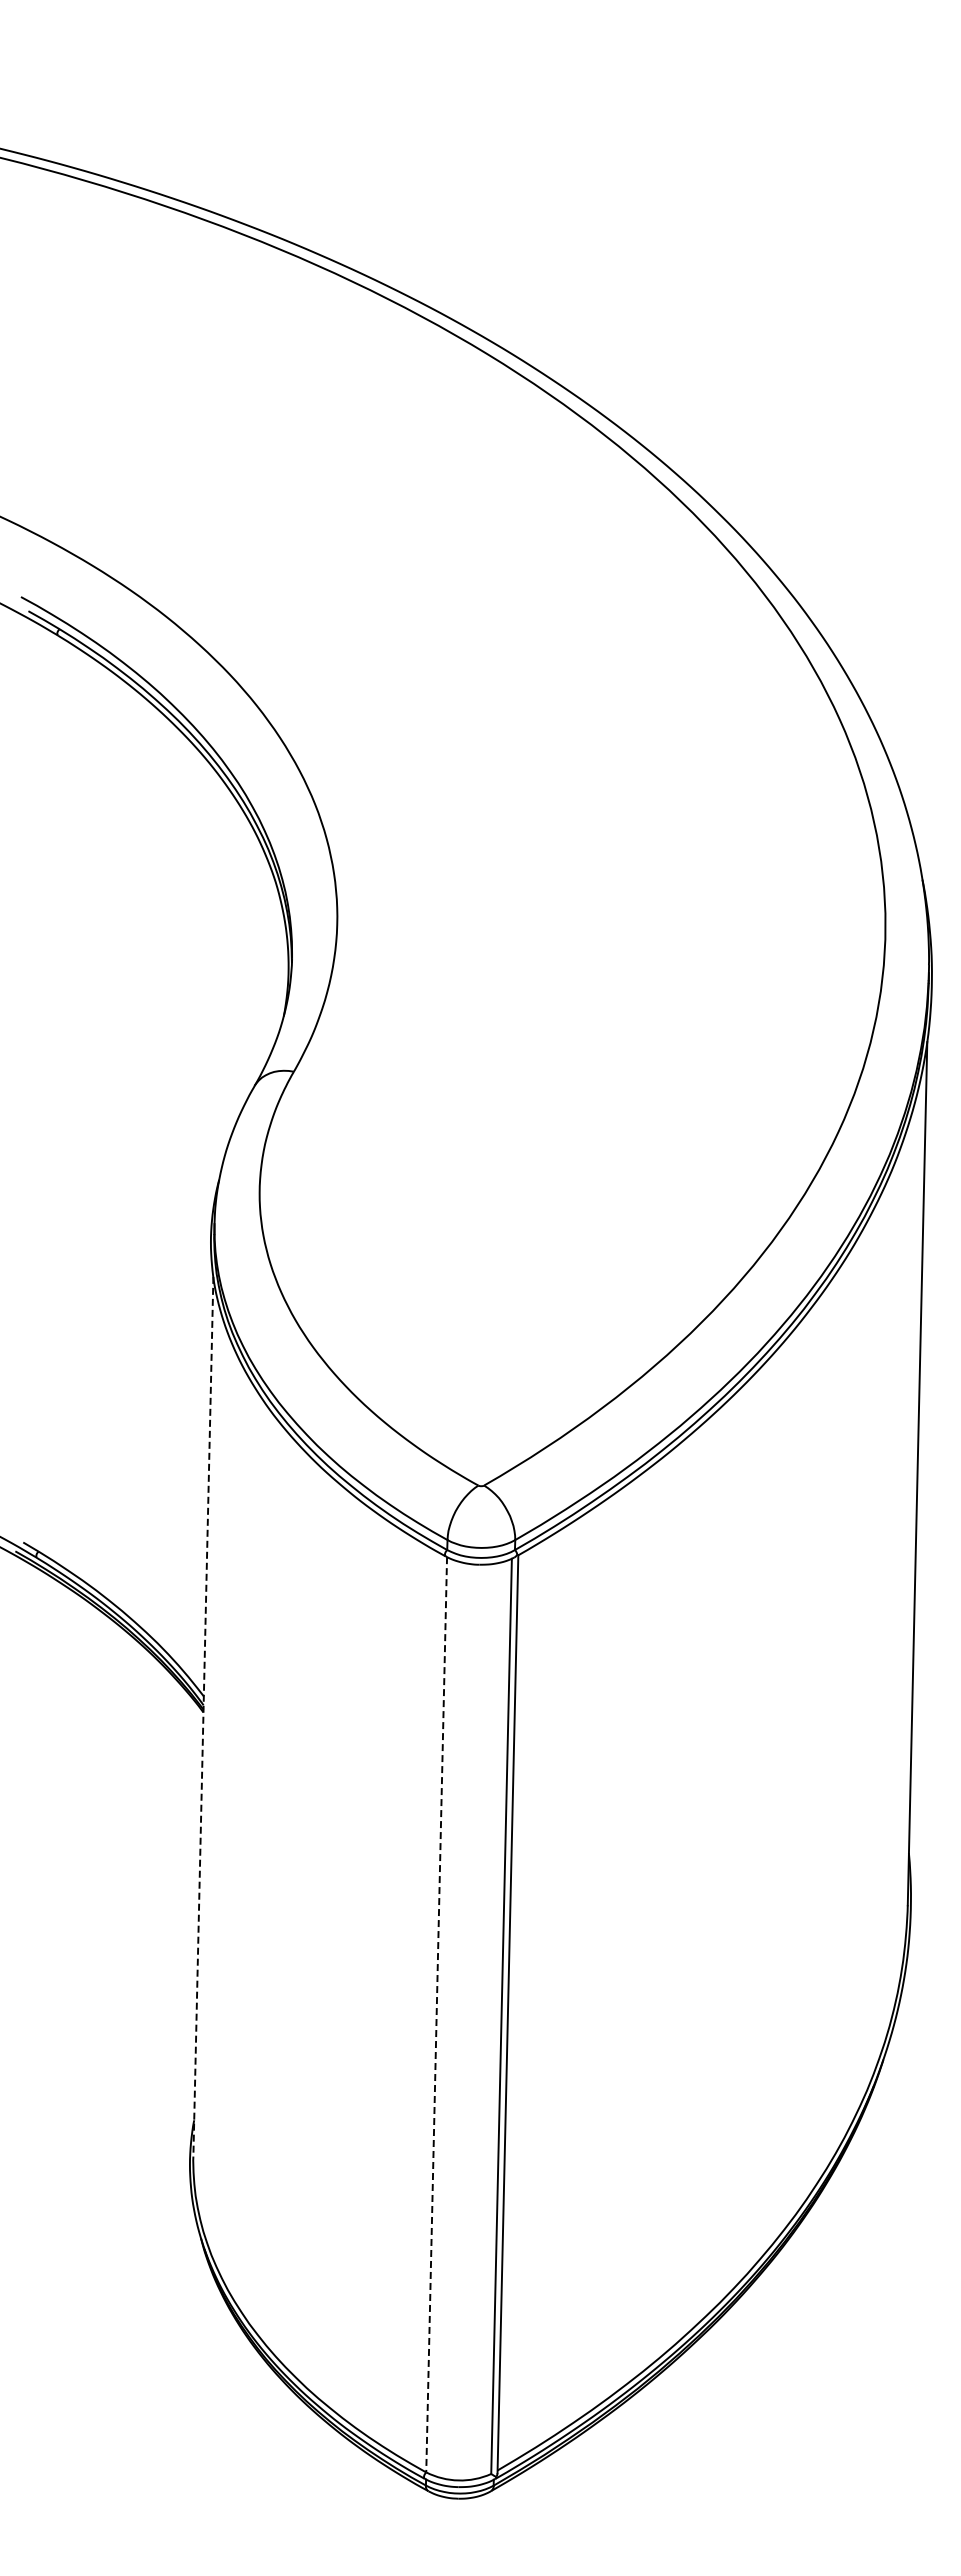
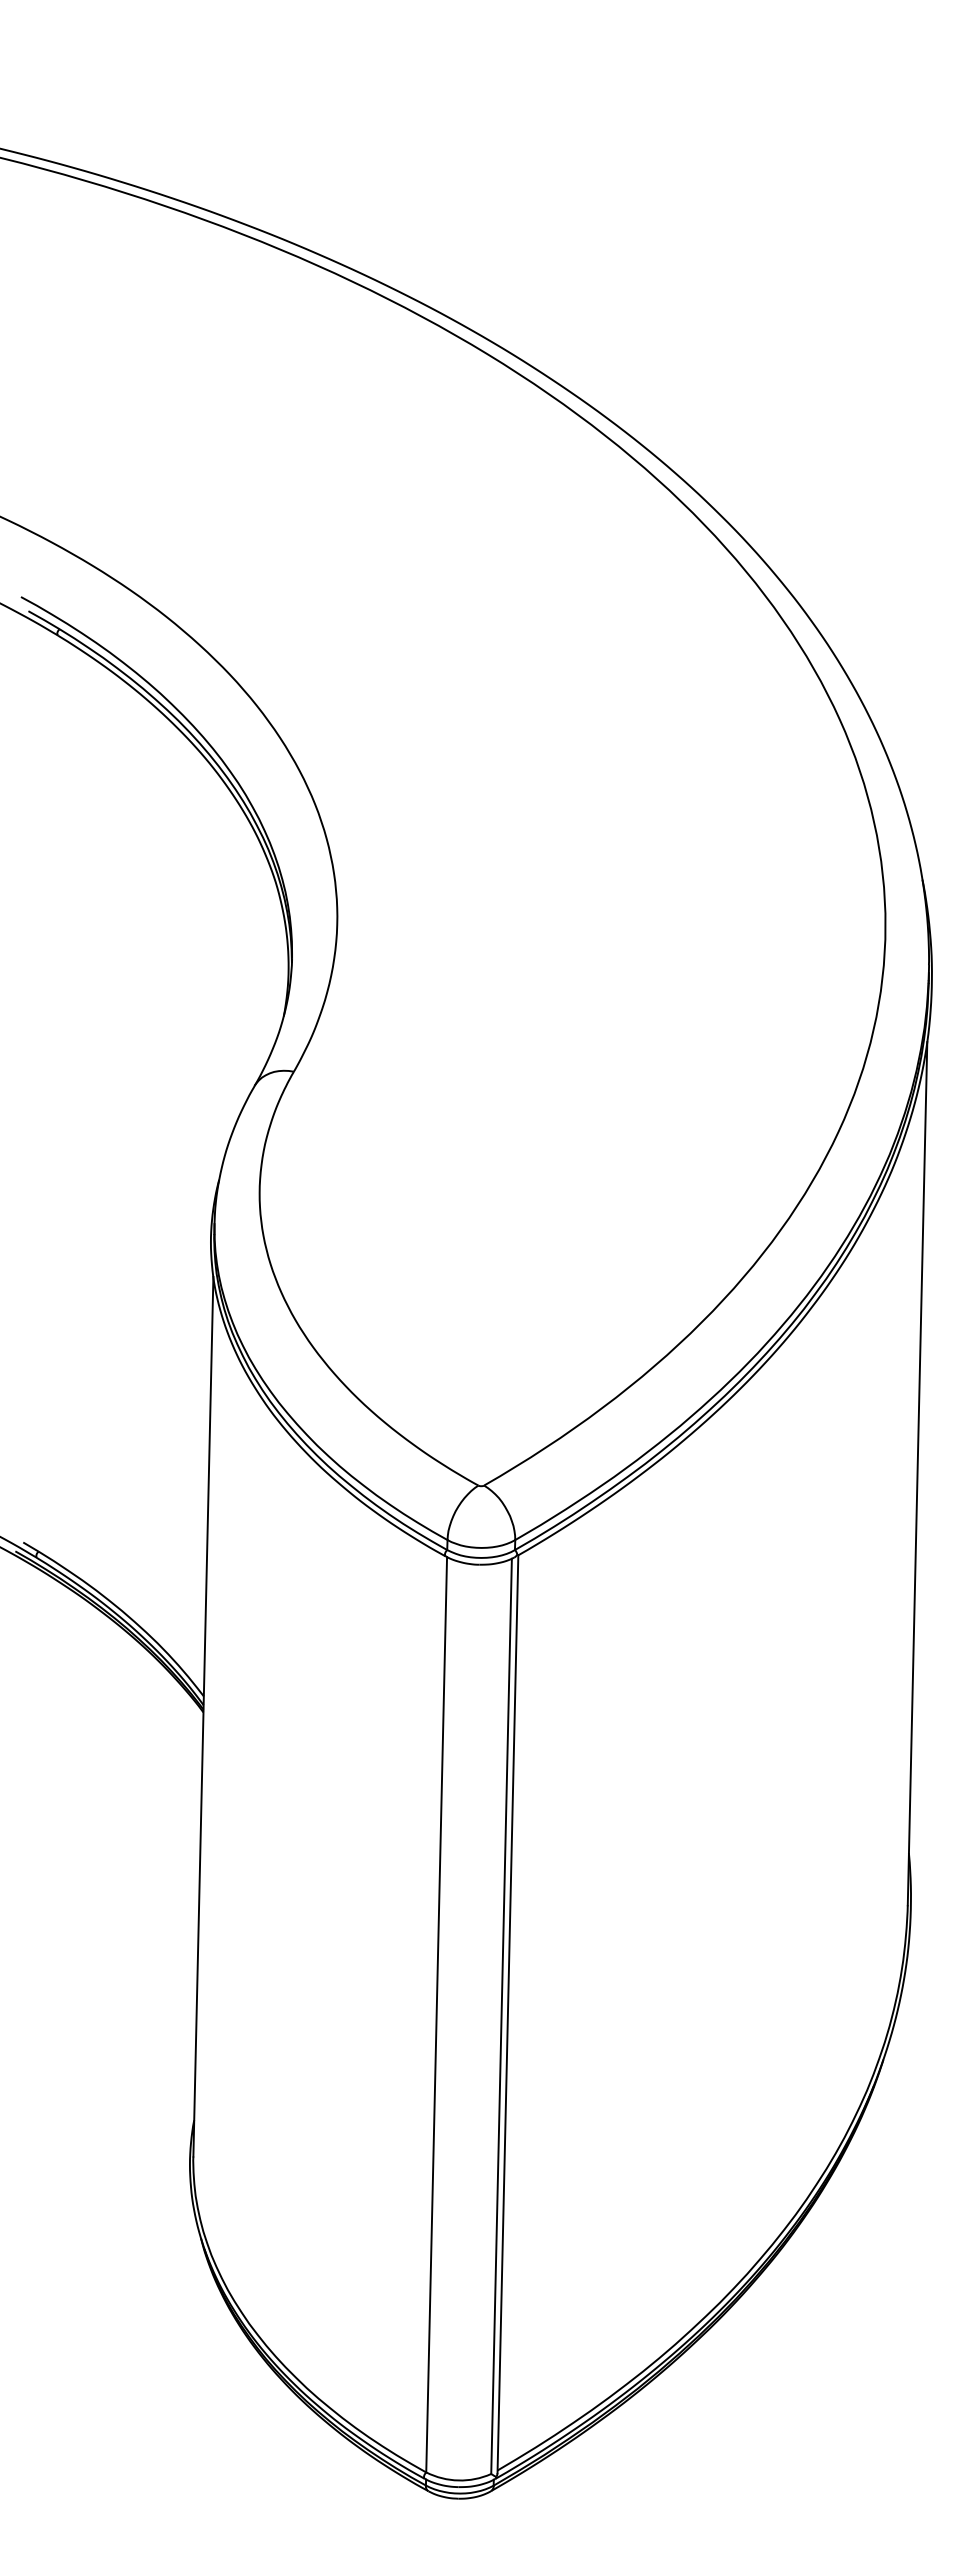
line: dashed -> solid (203, 1716)
line: dashed -> solid (436, 2014)
